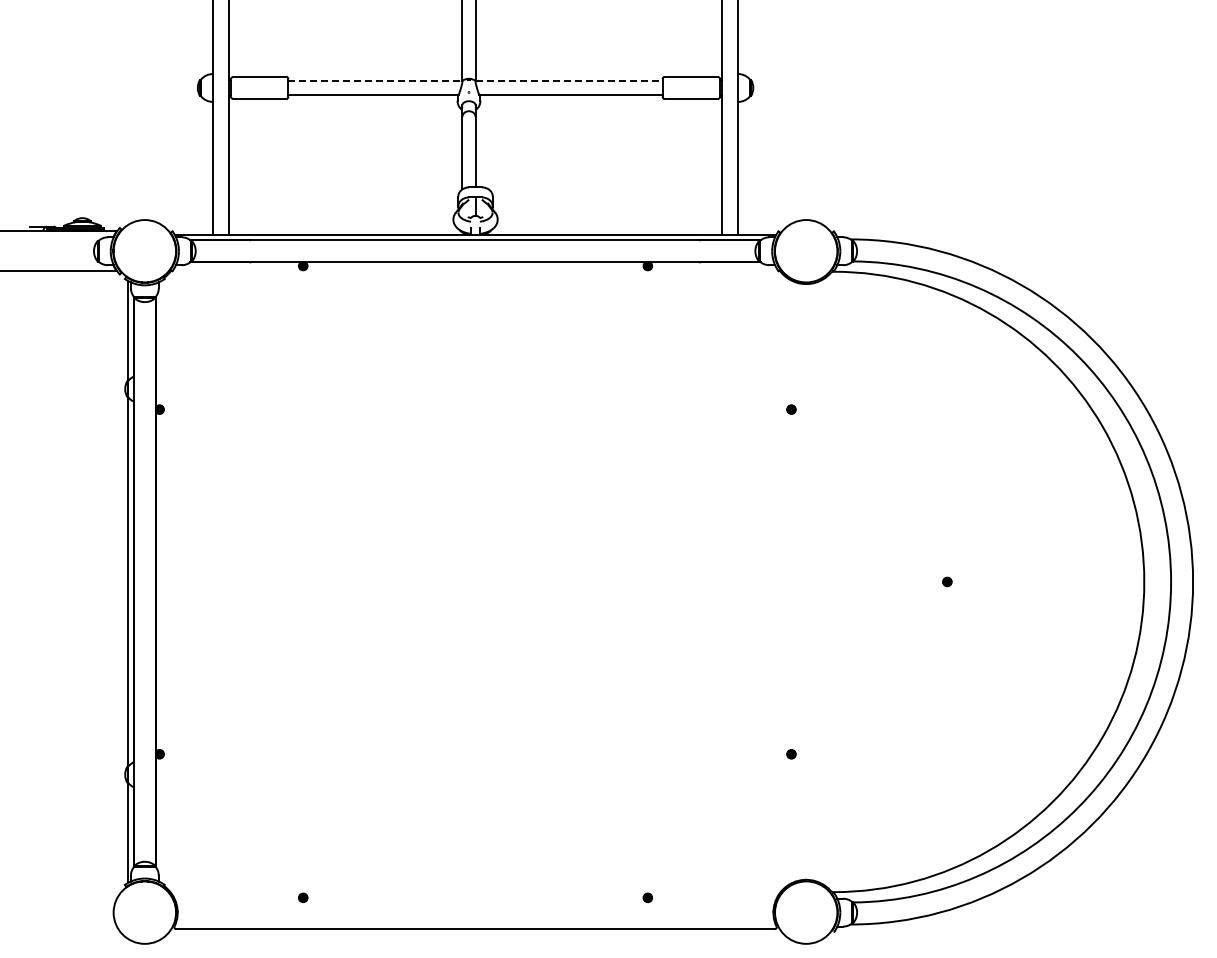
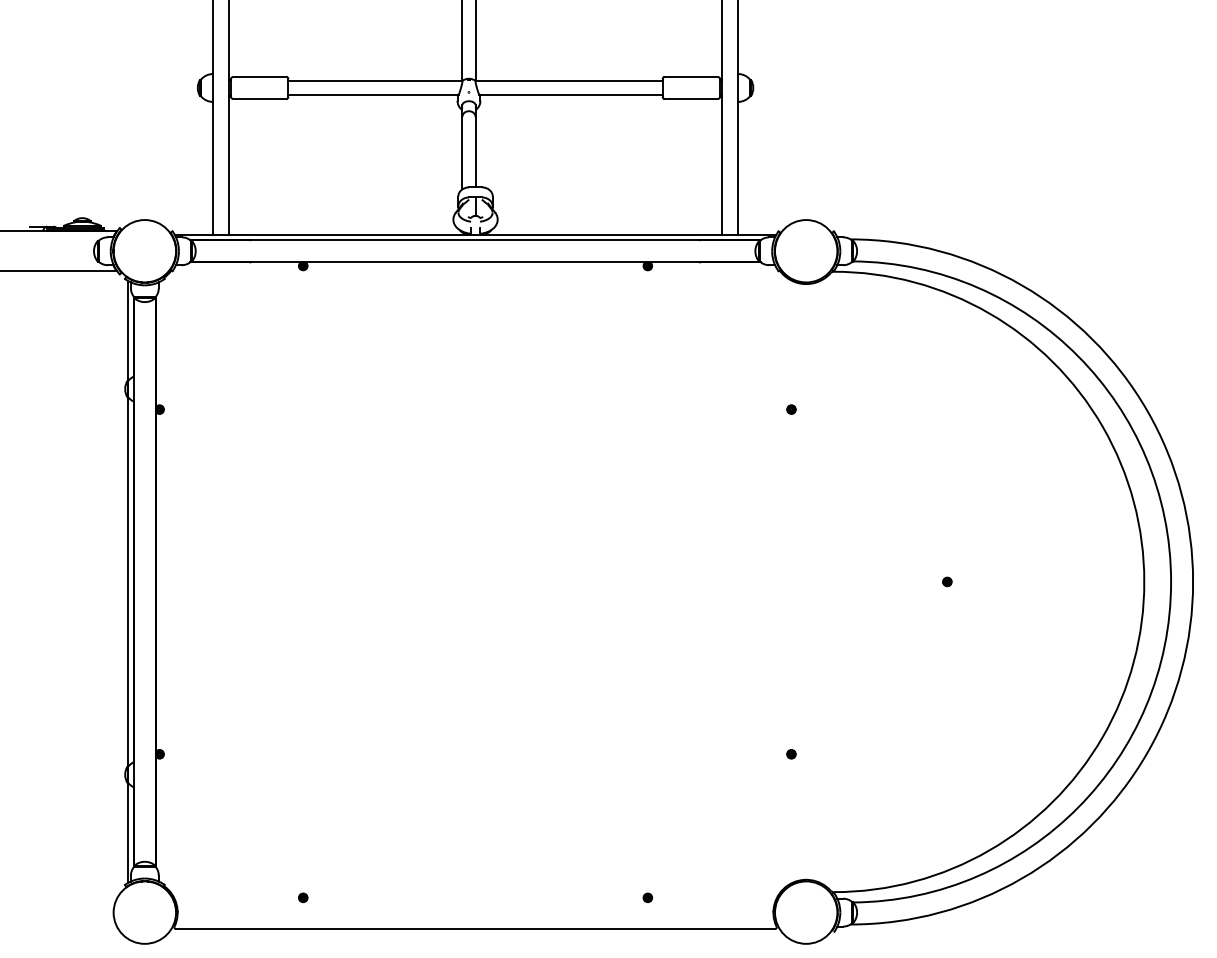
line: dashed -> solid (375, 81)
line: dashed -> solid (569, 81)
